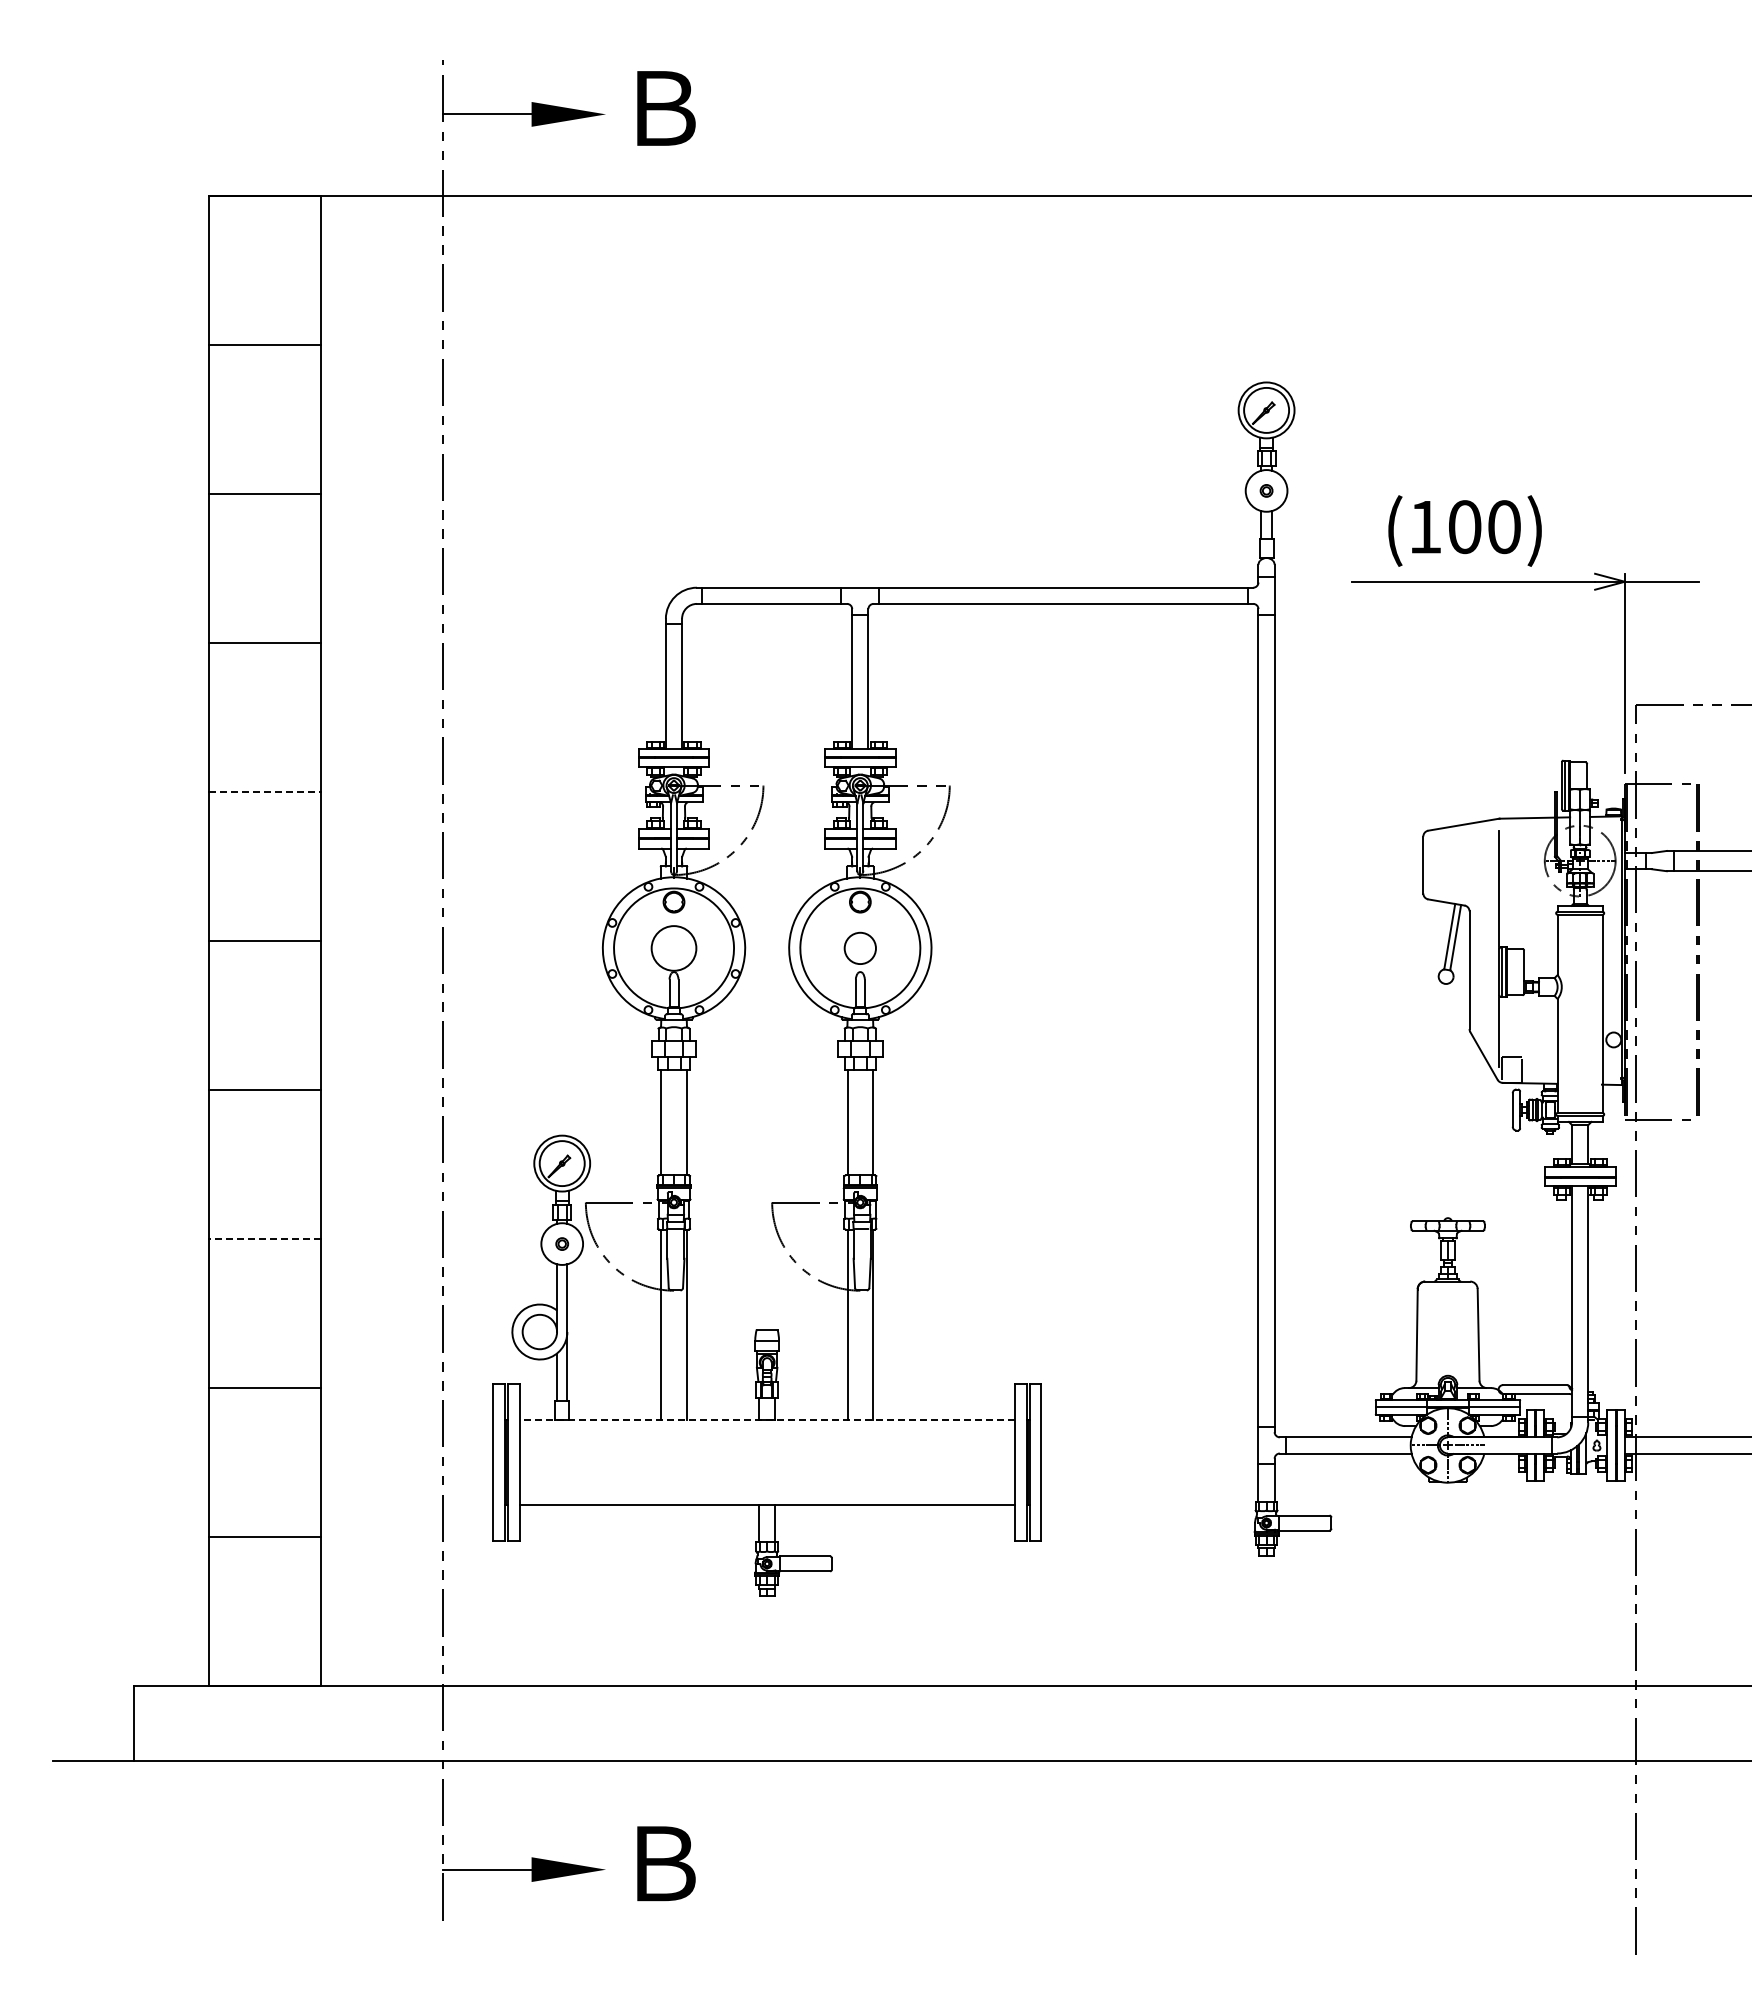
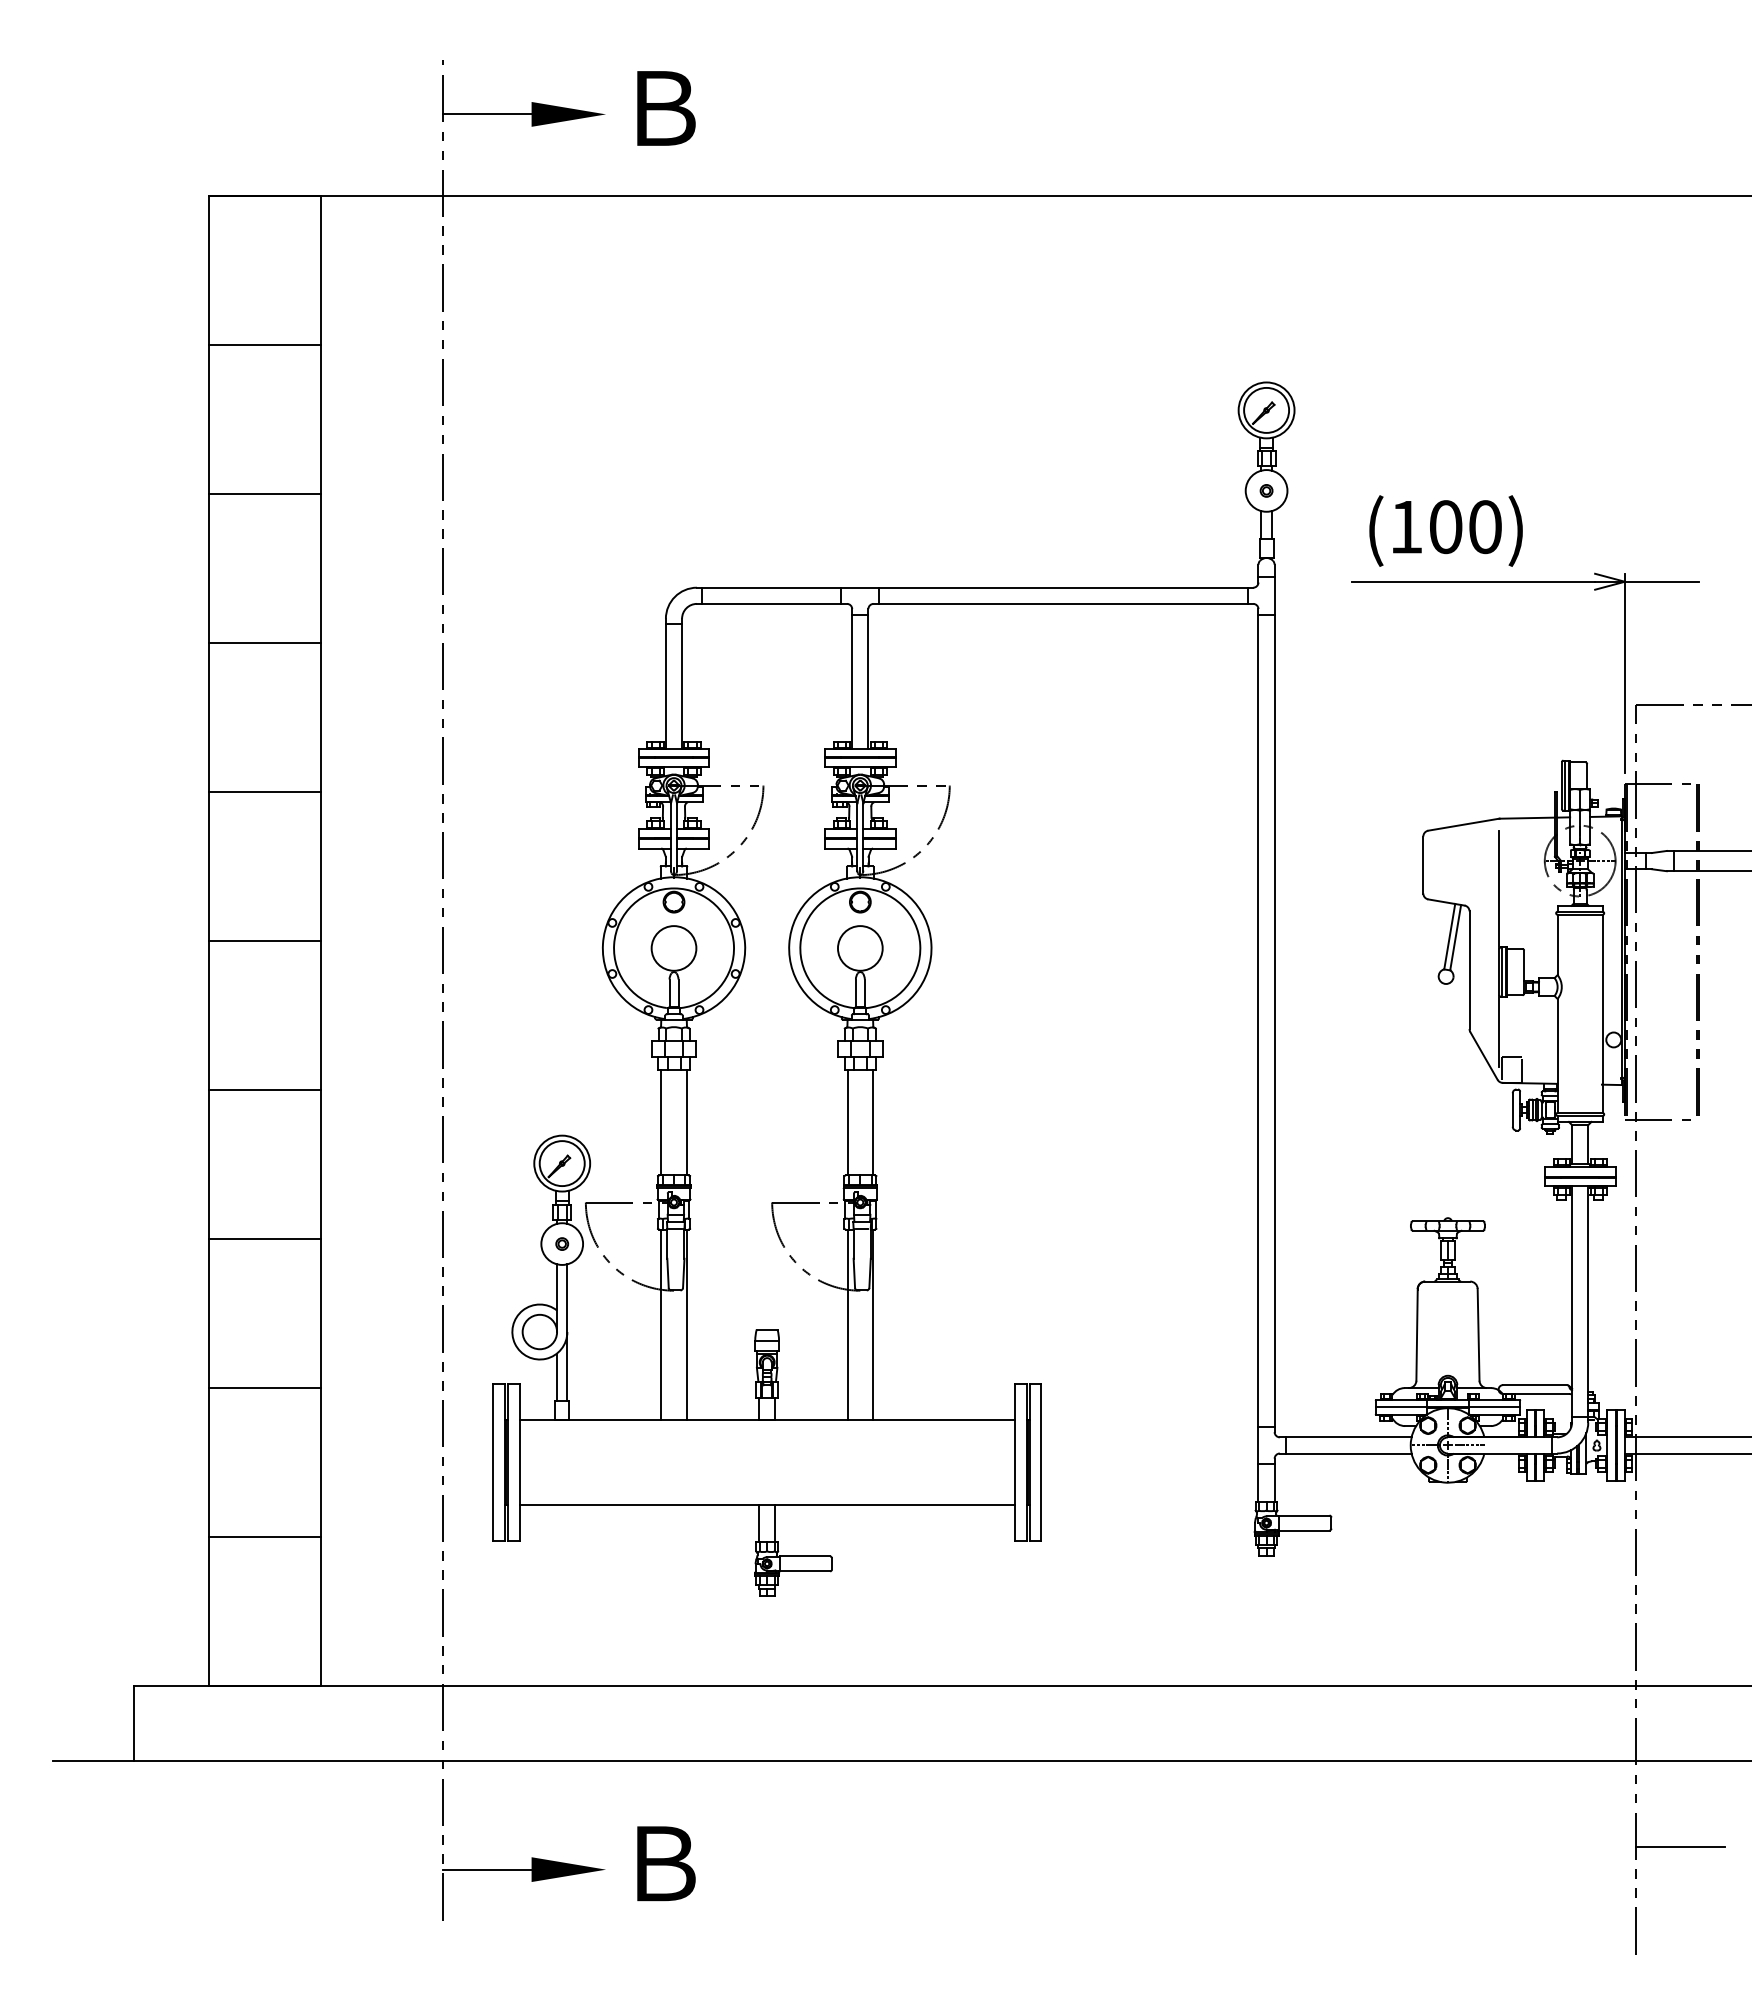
text position: (1464, 530) -> (1445, 530) (1445, 530)
line: dashed -> solid (264, 791)
circle diameter: 31 px -> 45 px (859, 948)
line: dashed -> solid (264, 1239)
line: dashed -> solid (766, 1419)
line: none -> present (1680, 1847)
